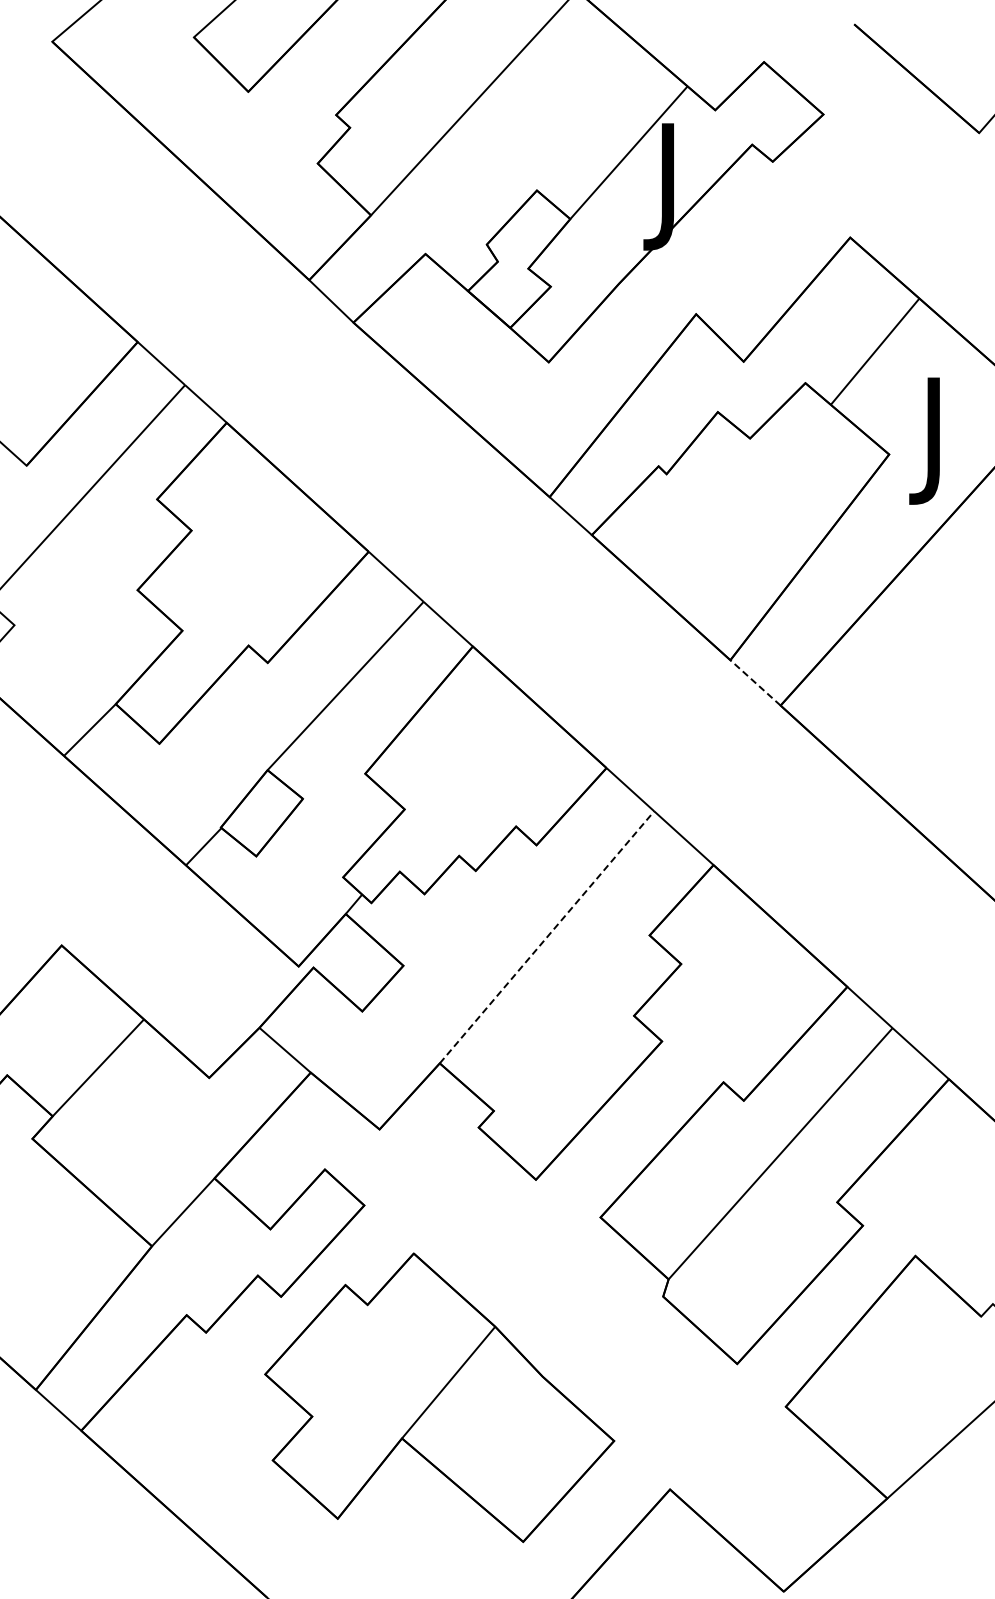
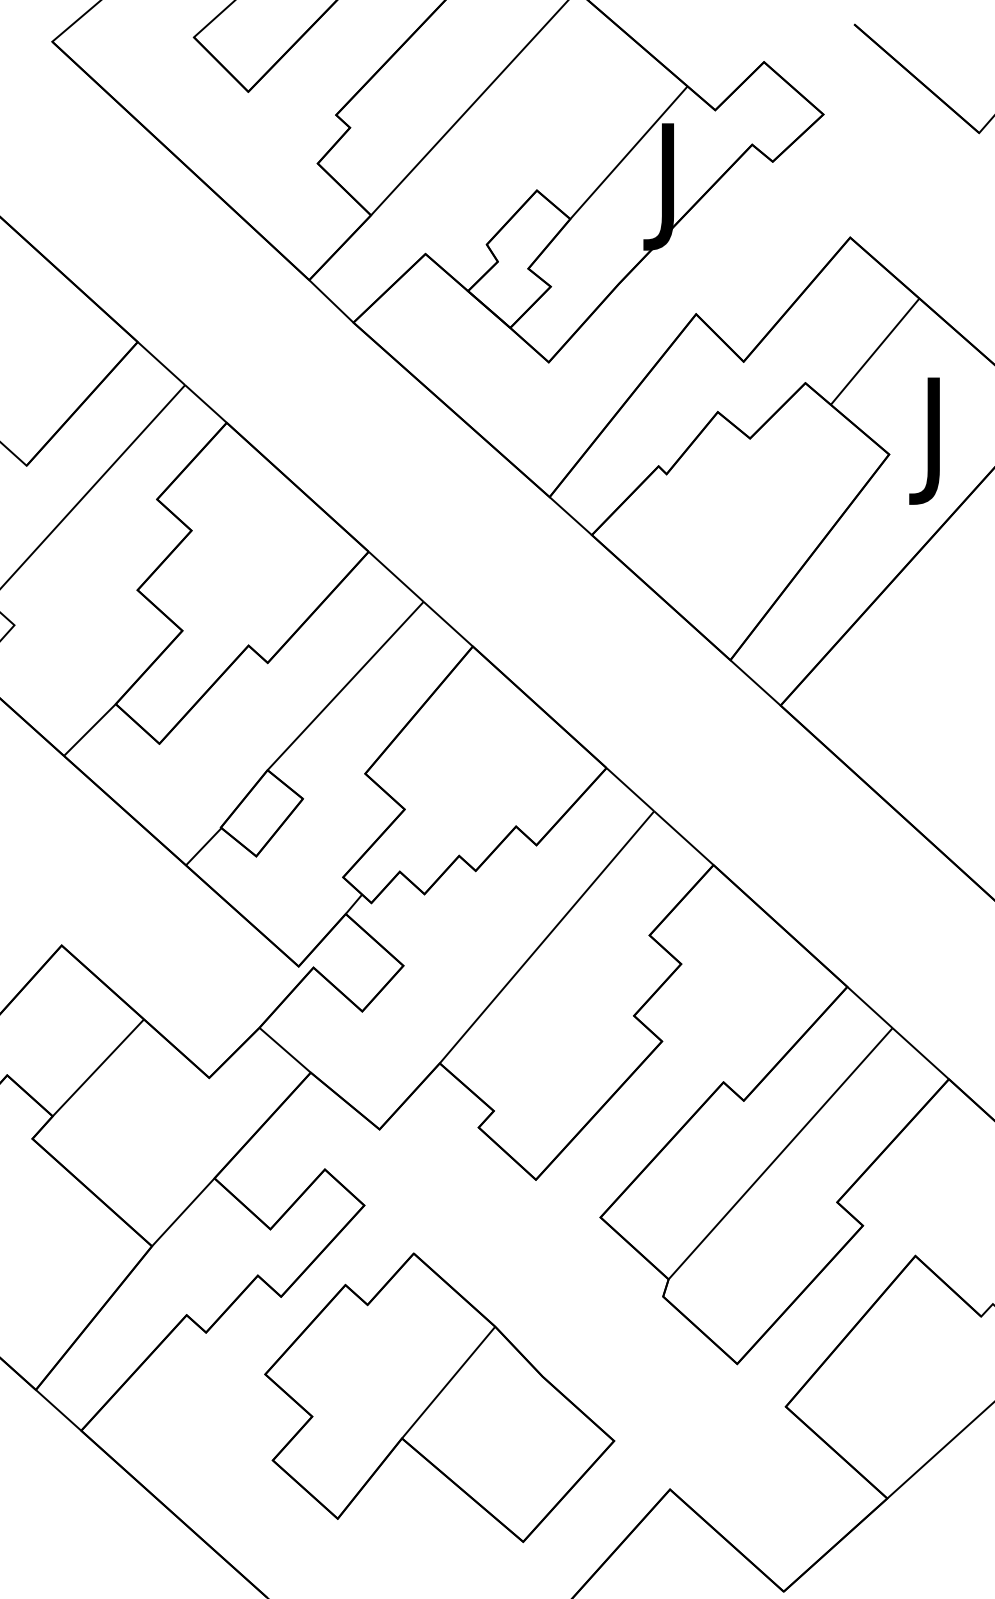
line: dashed -> solid (755, 682)
line: dashed -> solid (547, 936)
